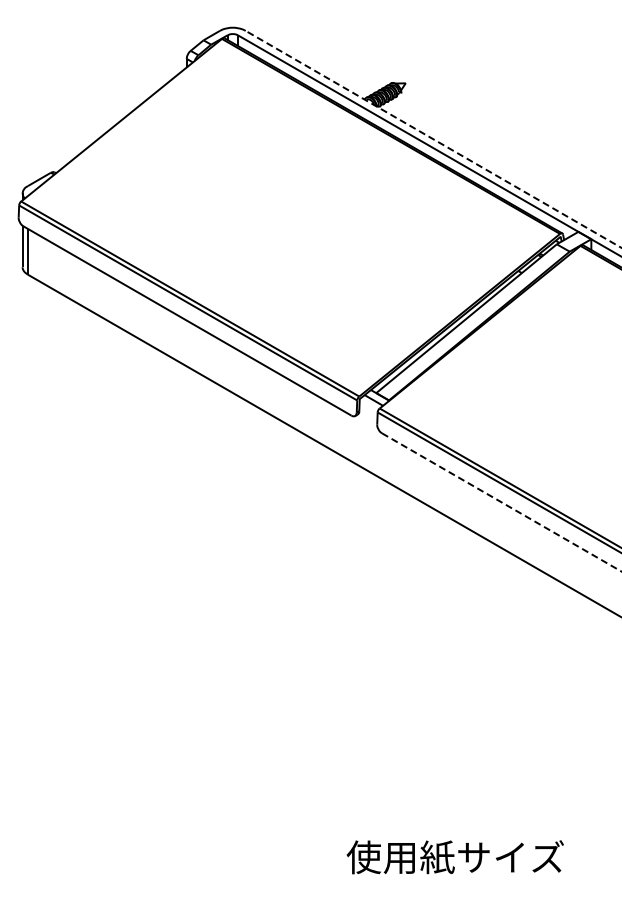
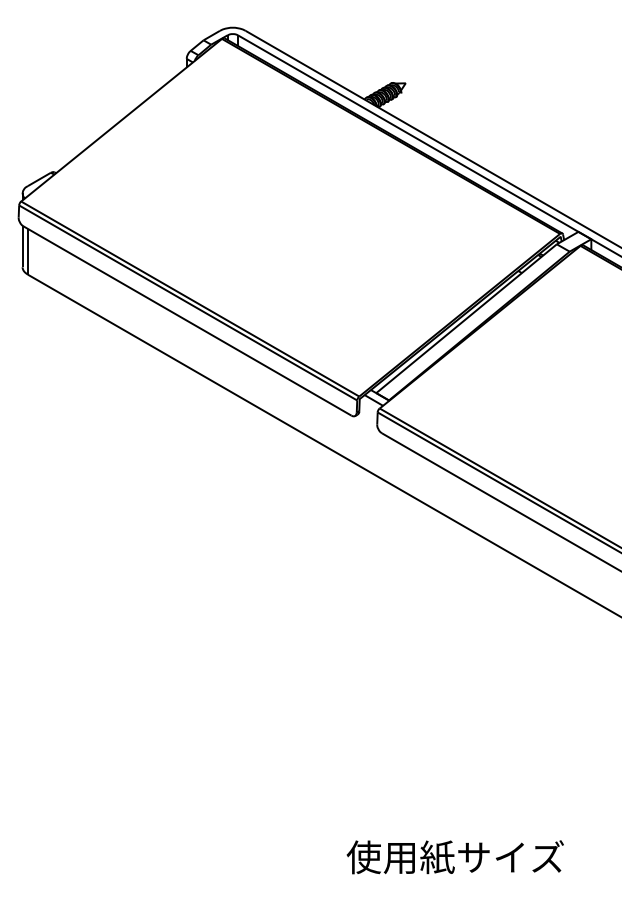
line: dashed -> solid (433, 139)
line: dashed -> solid (502, 502)
